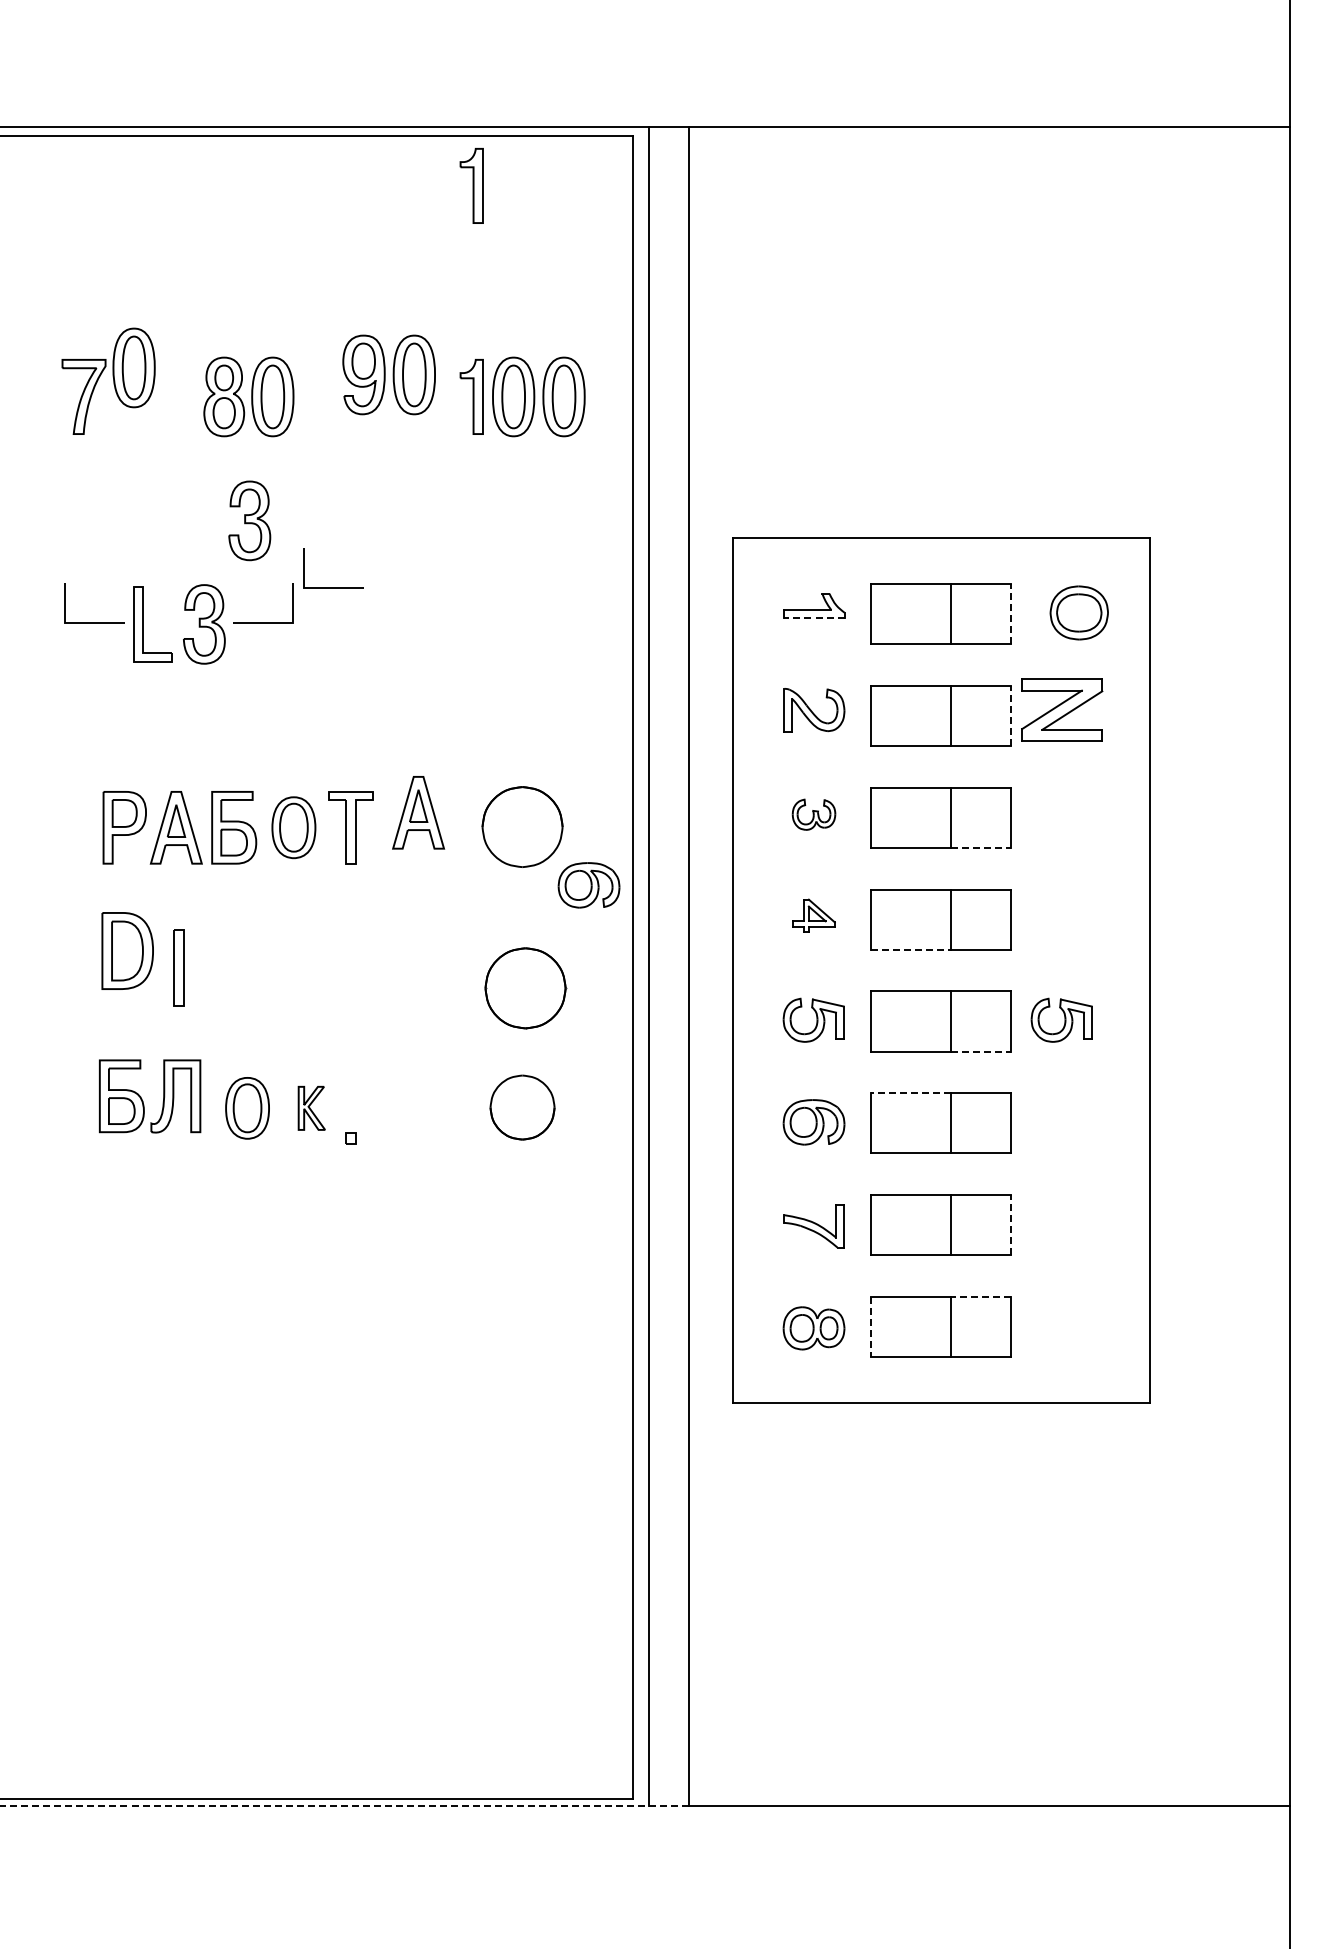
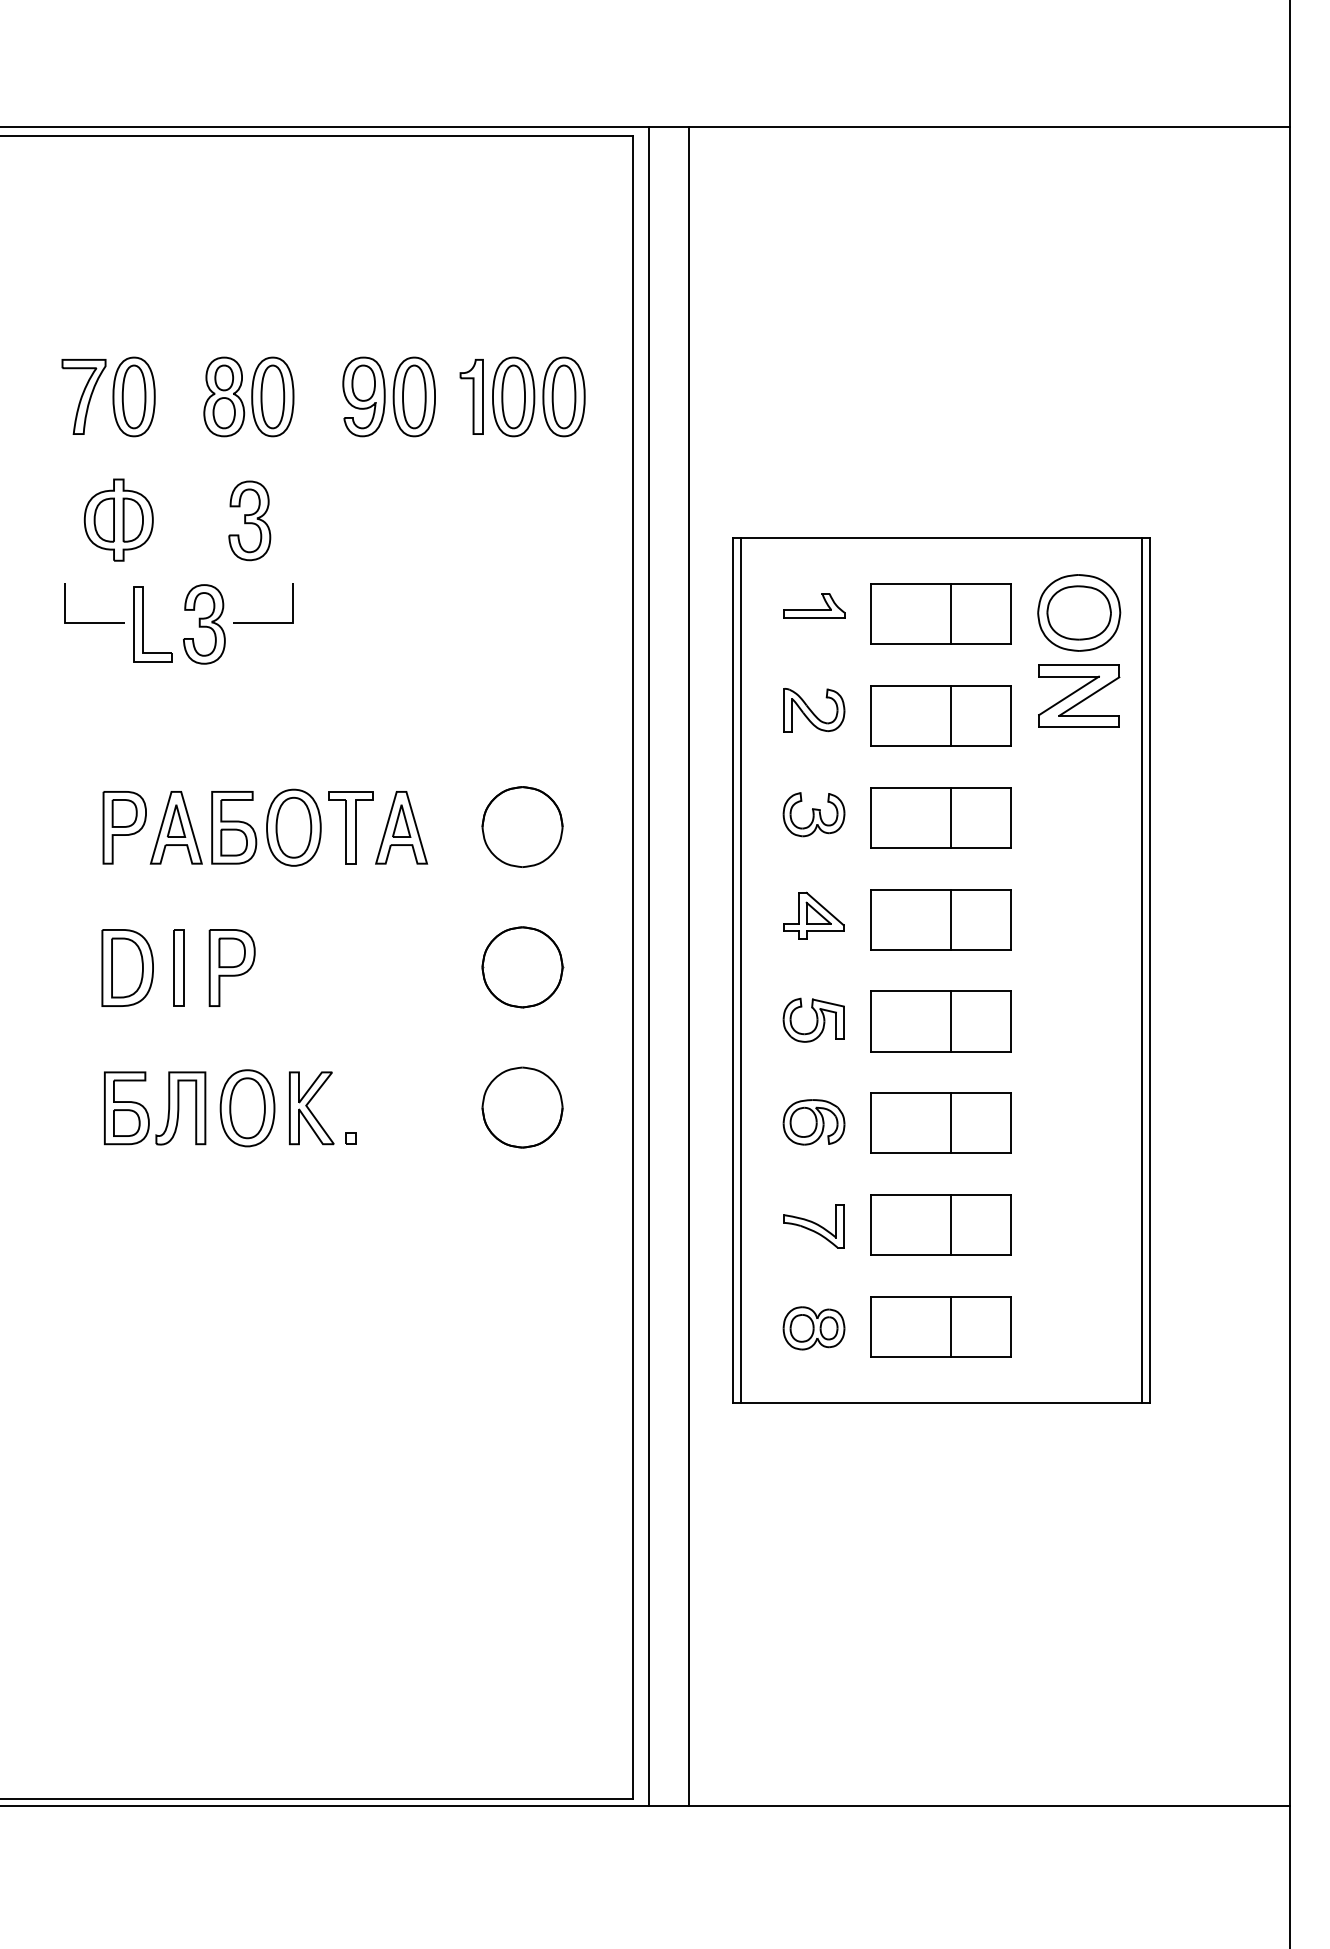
part: present -> none (471, 185)
part position: (133, 367) -> (133, 396) (133, 396)
part position: (388, 374) -> (388, 396) (388, 396)
part: none -> present (118, 519)
curve: present -> none (333, 587)
part size: 60x56 px -> 85x78 px (1079, 612)
line: dashed -> solid (1011, 613)
line: dashed -> solid (813, 617)
part position: (1062, 709) -> (1079, 695) (1079, 695)
line: dashed -> solid (1011, 715)
part position: (418, 812) -> (401, 827) (401, 827)
part size: 46x33 px -> 64x46 px (813, 814)
part size: 46x64 px -> 56x79 px (293, 827)
line: dashed -> solid (981, 848)
part: present -> none (588, 885)
part size: 44x35 px -> 62x49 px (813, 915)
line: dashed -> solid (911, 949)
part position: (127, 950) -> (127, 967) (127, 967)
part: none -> present (231, 967)
line: none -> present (740, 970)
line: none -> present (1141, 970)
part position: (525, 988) -> (522, 967) (522, 967)
part: present -> none (1061, 1019)
line: dashed -> solid (981, 1051)
line: dashed -> solid (910, 1093)
part position: (142, 1098) -> (147, 1110) (147, 1110)
part size: 29x46 px -> 46x75 px (311, 1108)
part size: 67x67 px -> 83x83 px (522, 1107)
part size: 45x63 px -> 57x79 px (247, 1108)
line: dashed -> solid (1011, 1224)
line: dashed -> solid (980, 1296)
line: dashed -> solid (871, 1327)
line: dashed -> solid (344, 1806)
